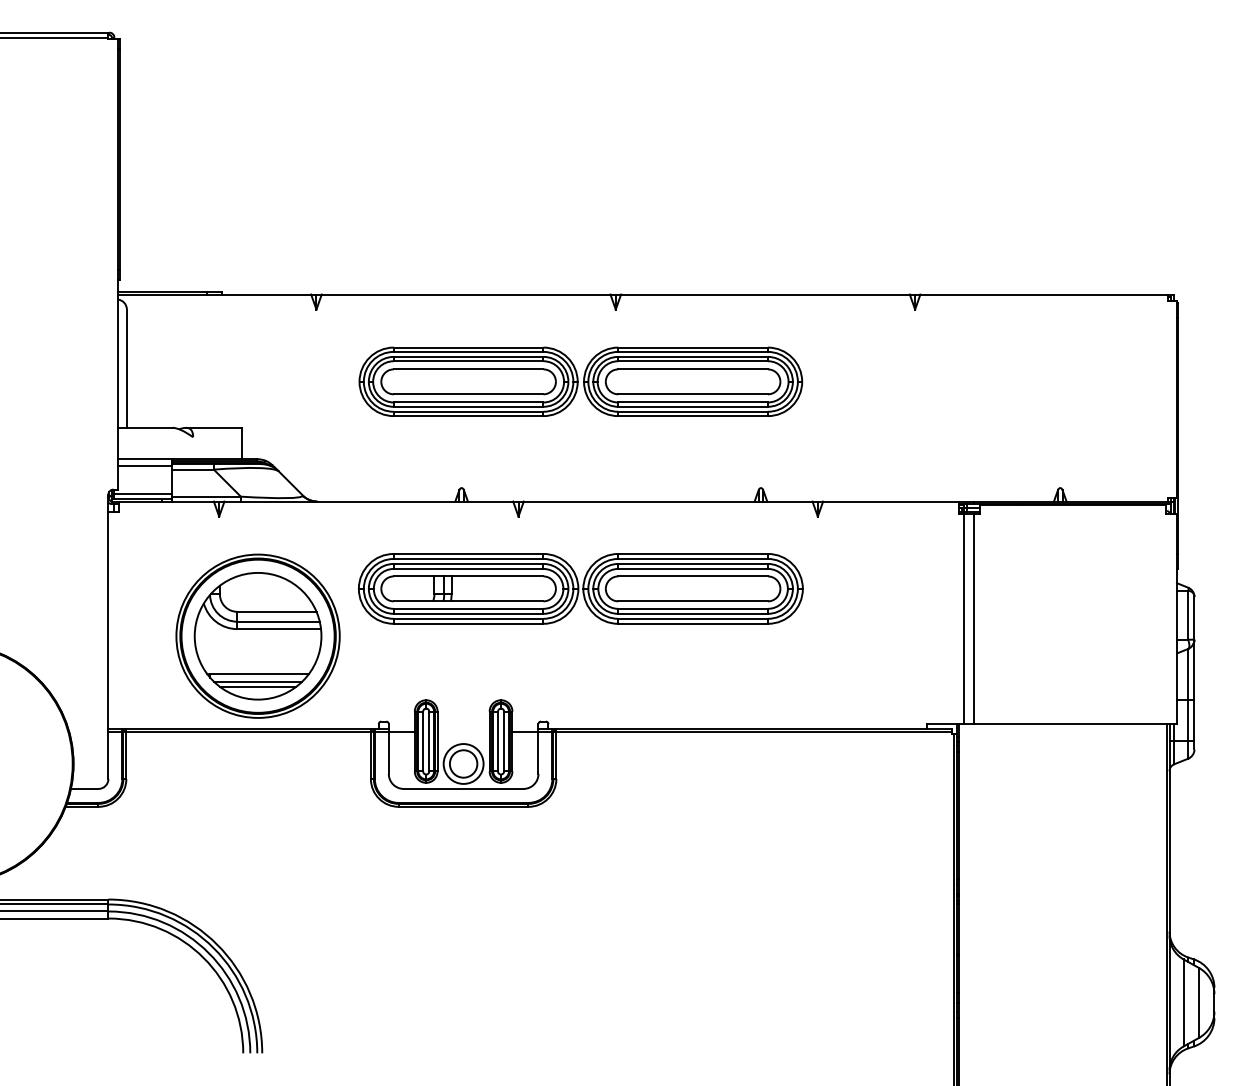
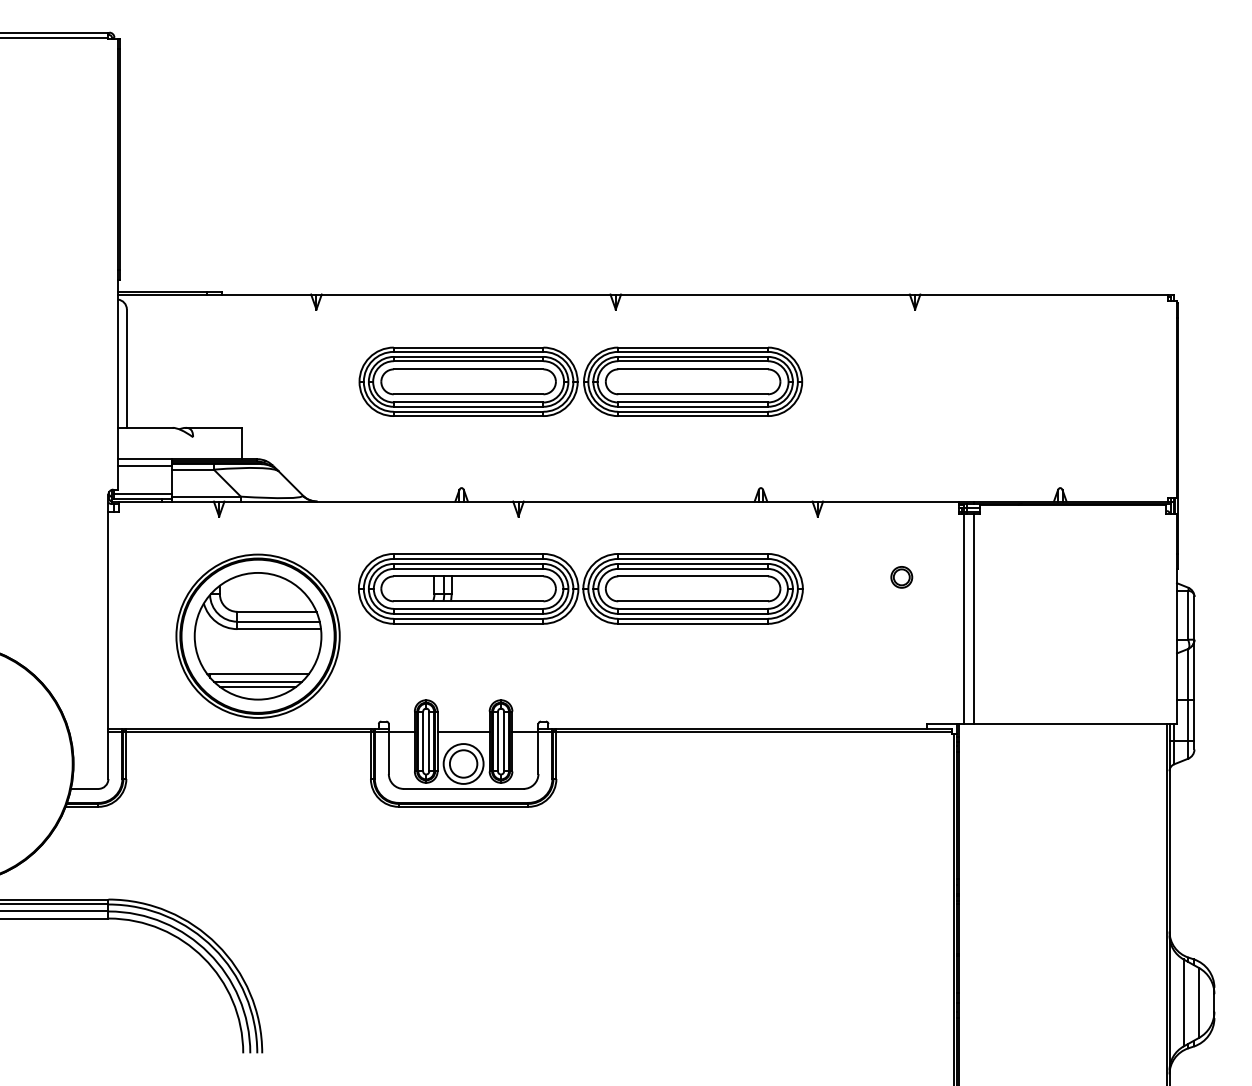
part: none -> present (901, 577)
line: none -> present (463, 732)
